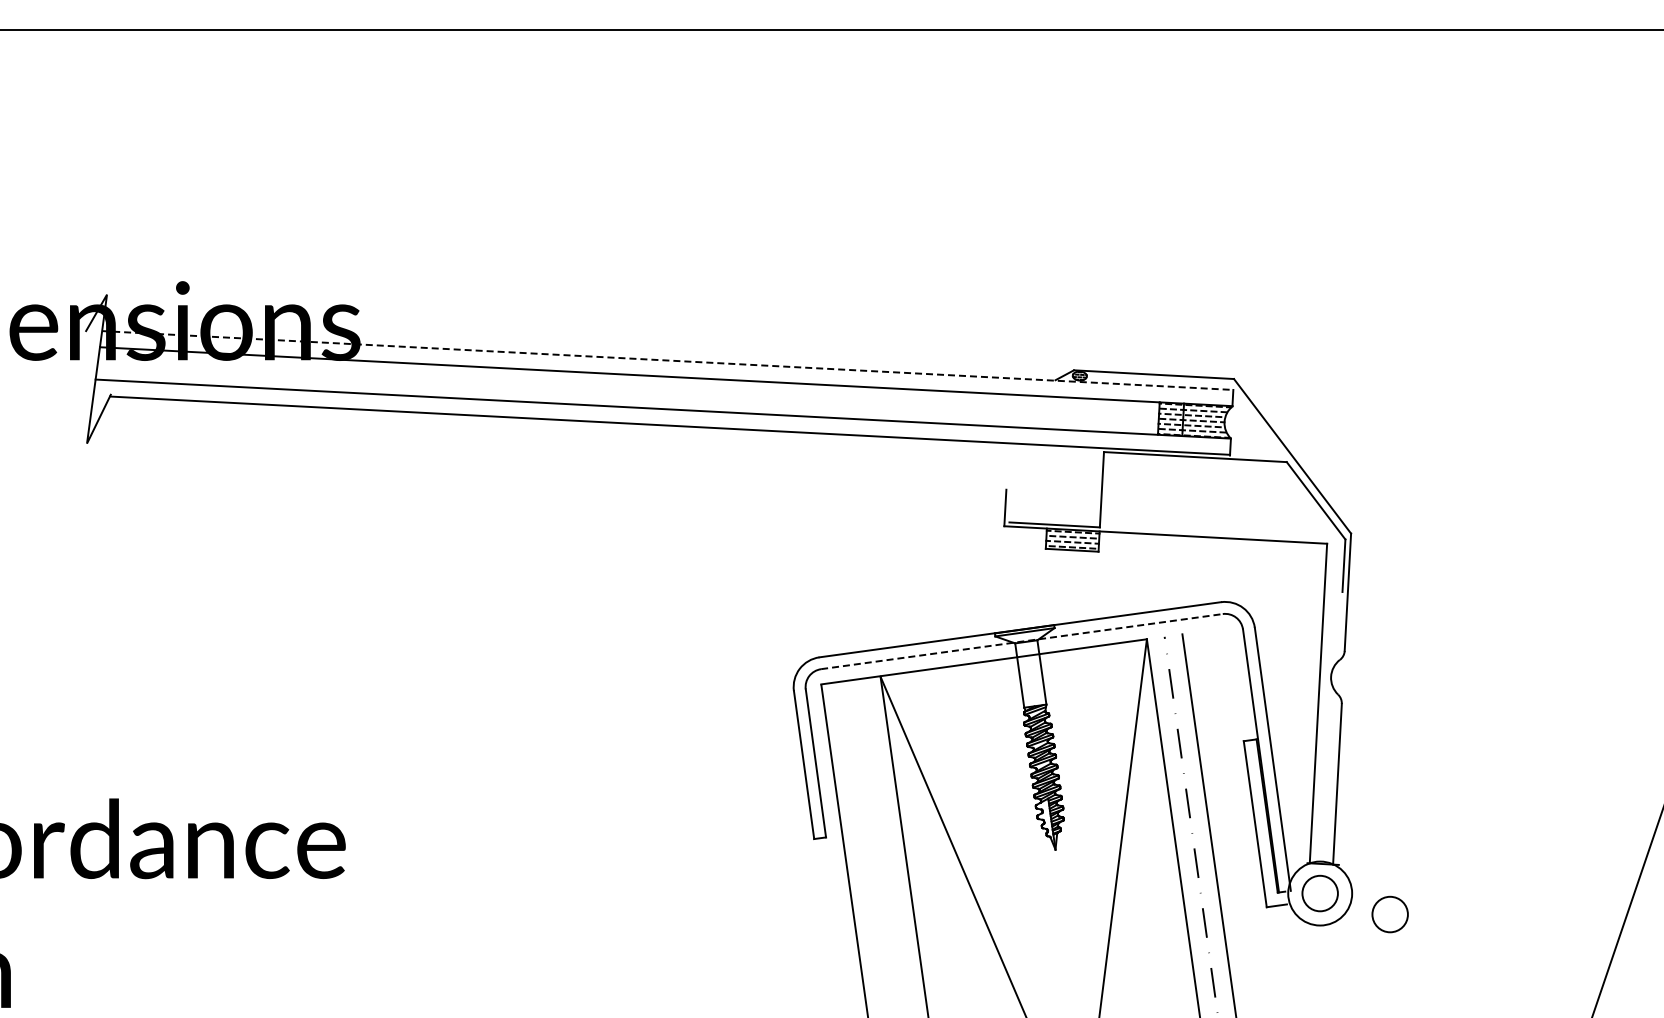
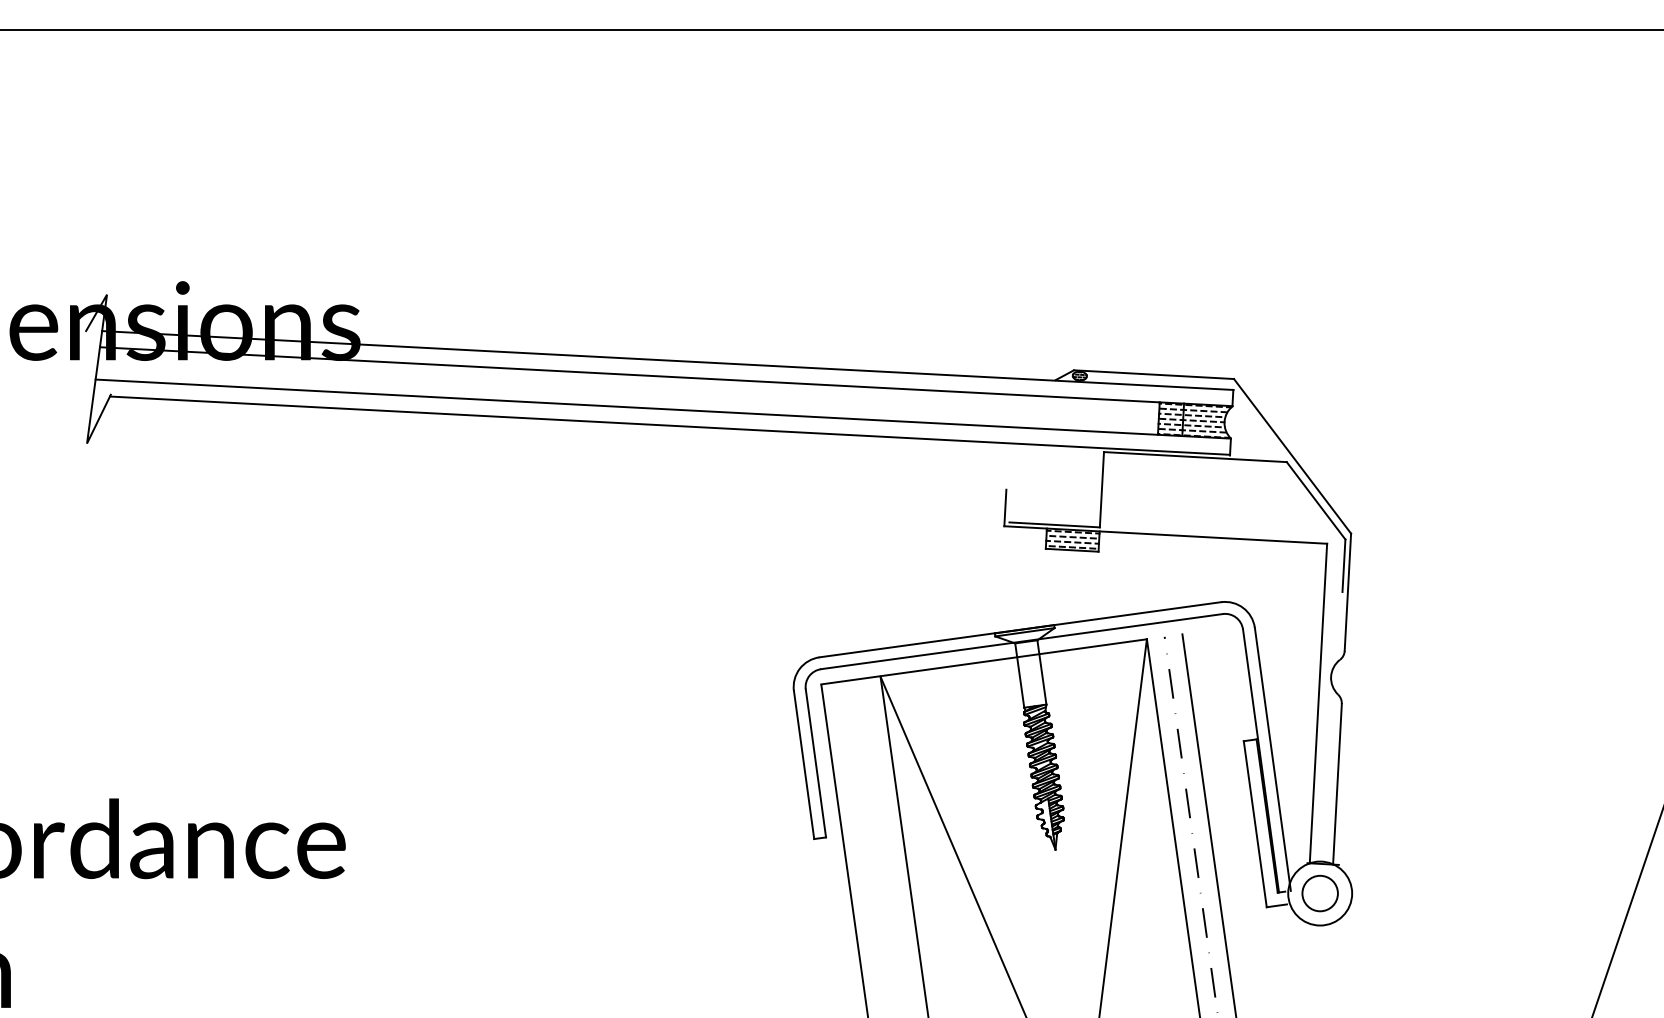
line: dashed -> solid (668, 360)
line: dashed -> solid (1021, 641)
circle: present -> none (1389, 914)
